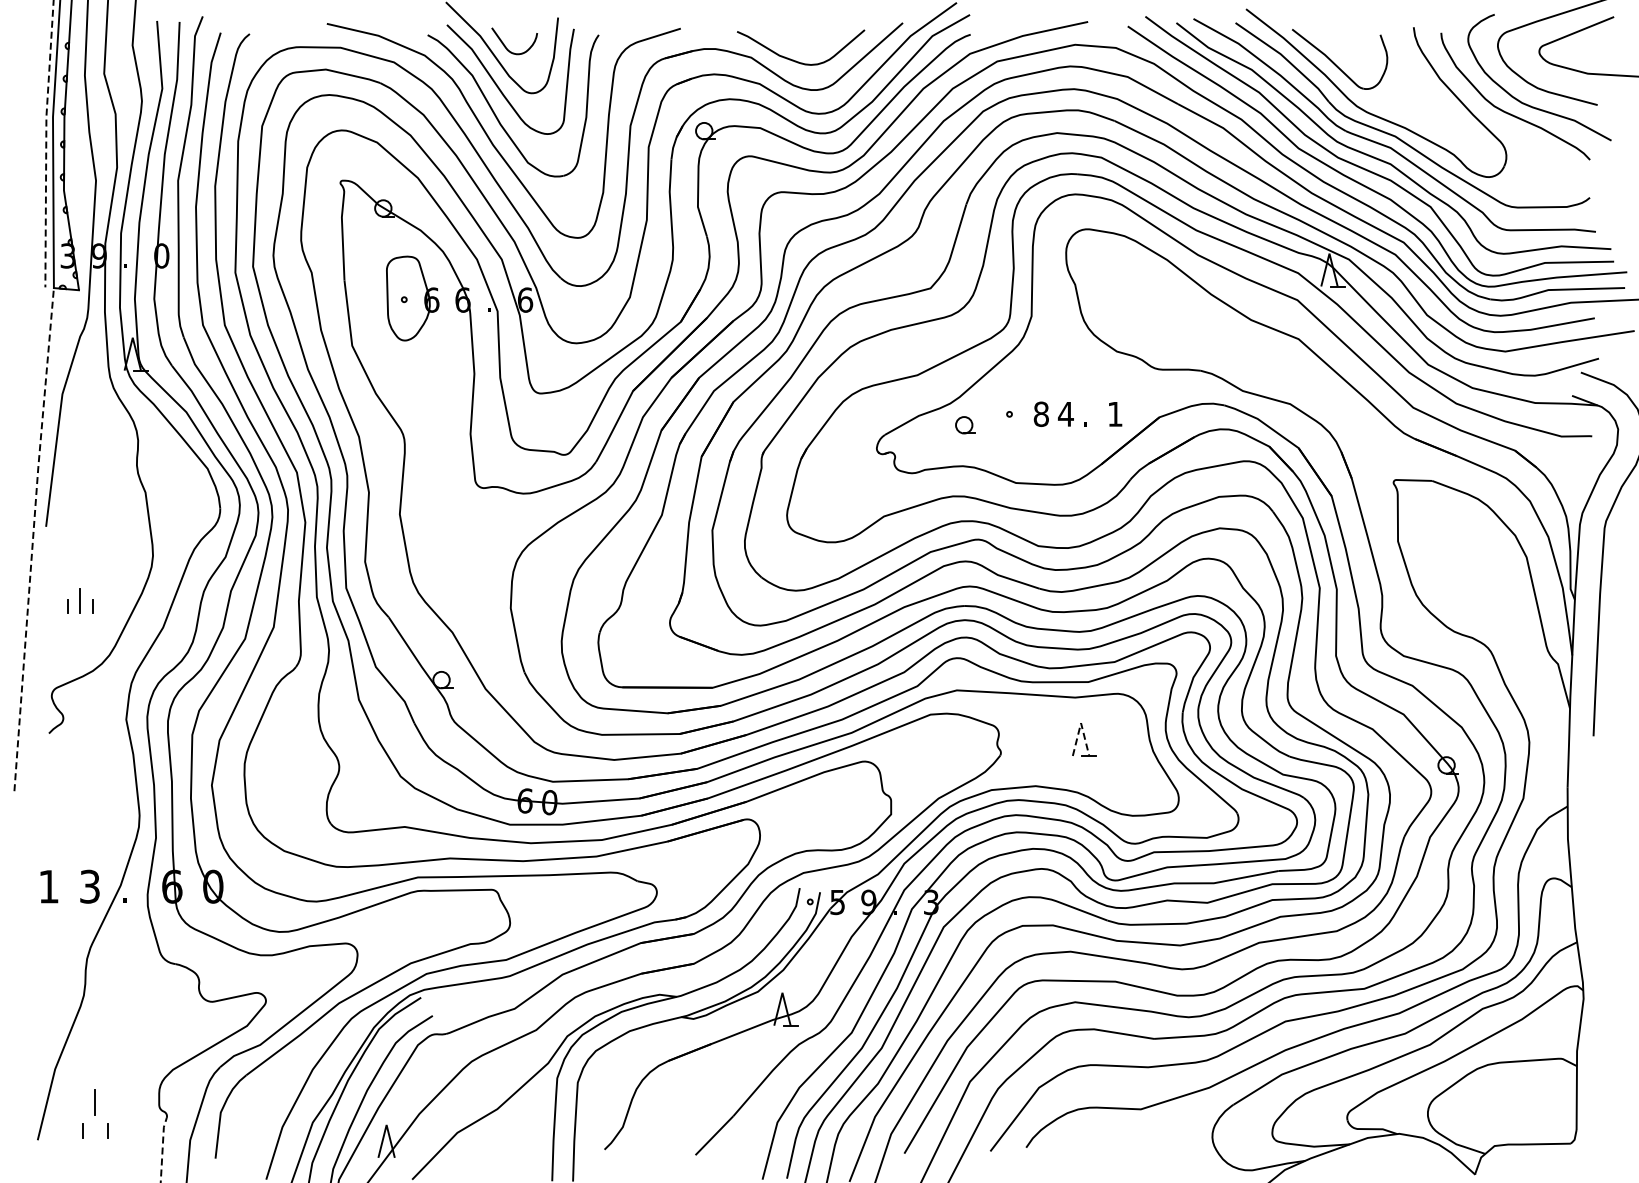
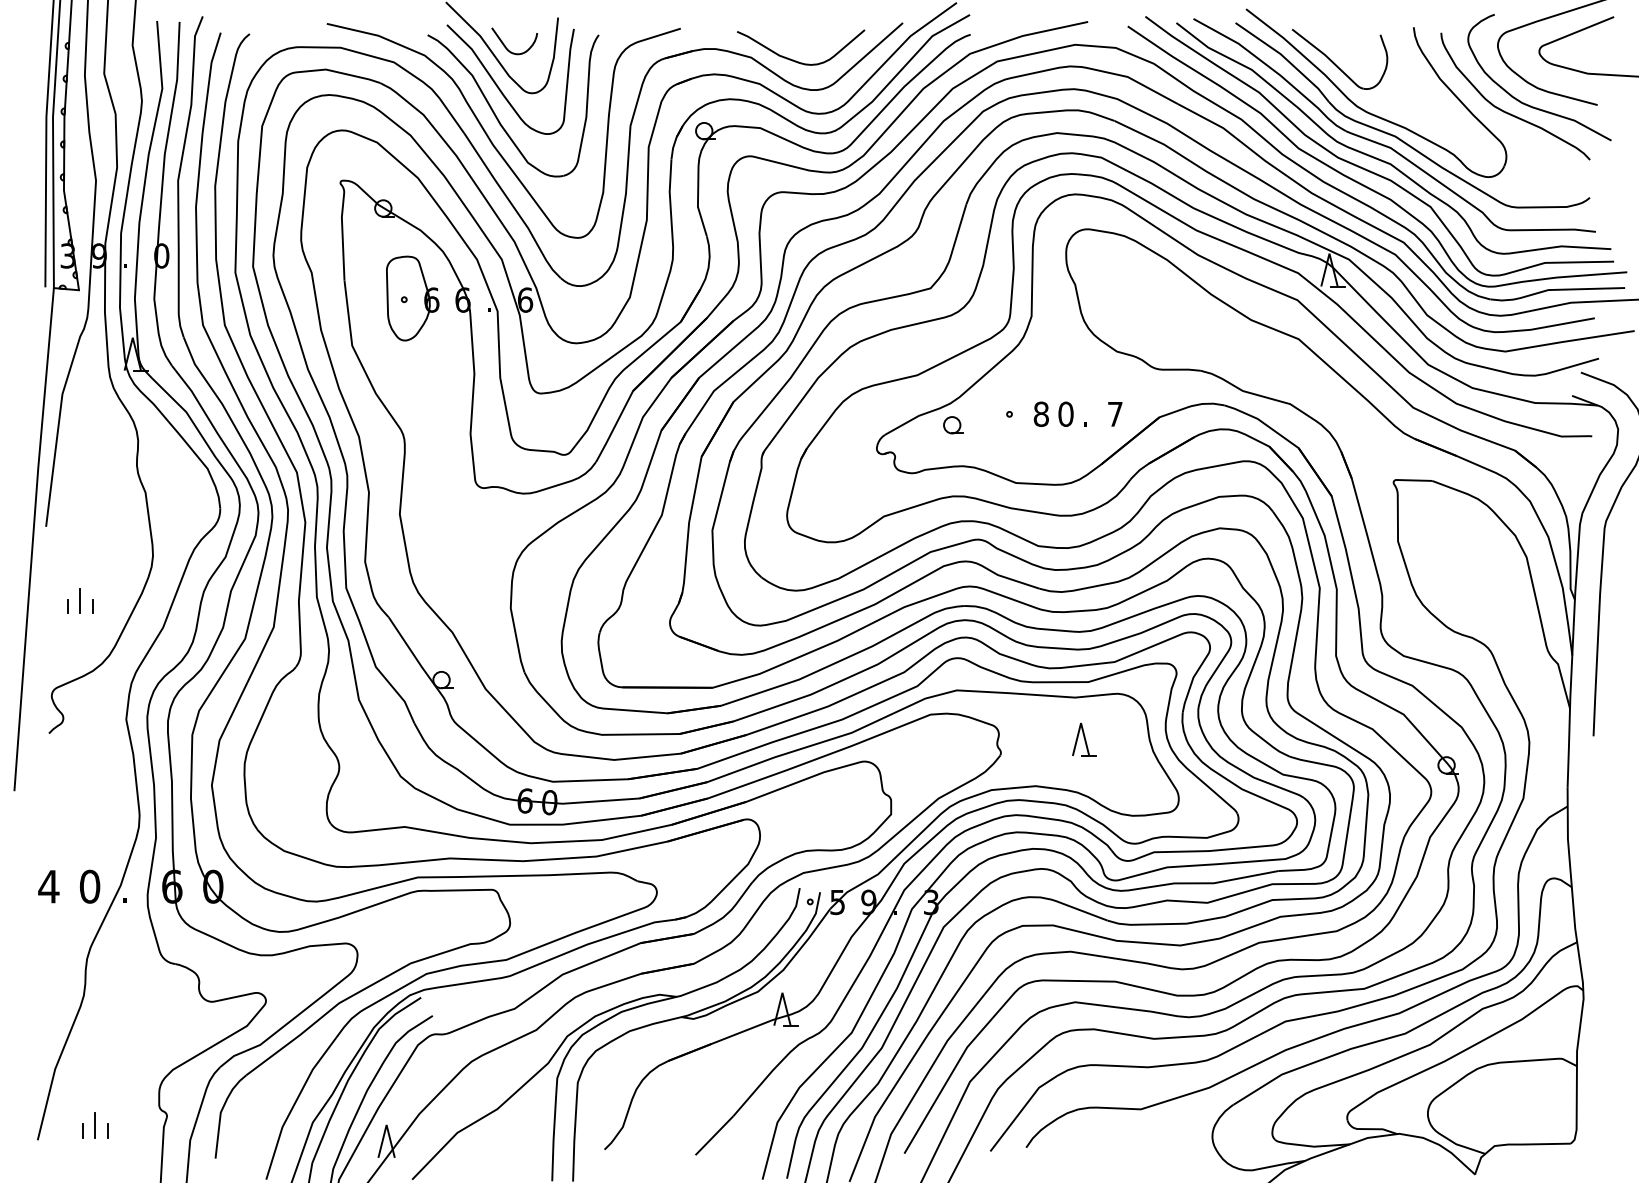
line: dashed -> solid (46, 143)
text: 4 -> 0 (1065, 413)
text: 1 -> 7 (1115, 414)
part position: (965, 425) -> (953, 425) (953, 425)
line: dashed -> solid (33, 538)
line: dashed -> solid (1081, 723)
text: 1 -> 4 (48, 886)
text: 3 -> 0 (89, 886)
line position: (94, 1102) -> (94, 1125) (94, 1125)
line: dashed -> solid (162, 1148)
